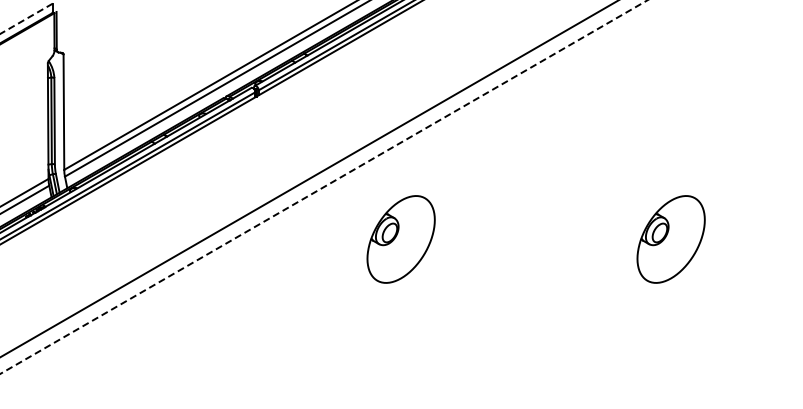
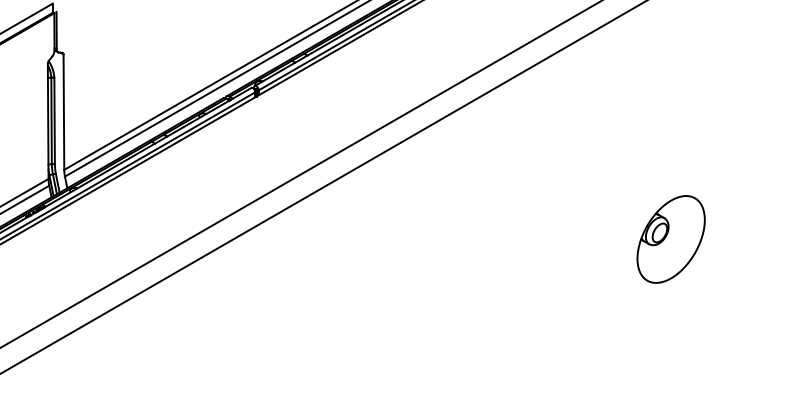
line: dashed -> solid (26, 18)
line position: (308, 179) -> (300, 174) (300, 174)
line: dashed -> solid (323, 187)
part: present -> none (400, 239)
